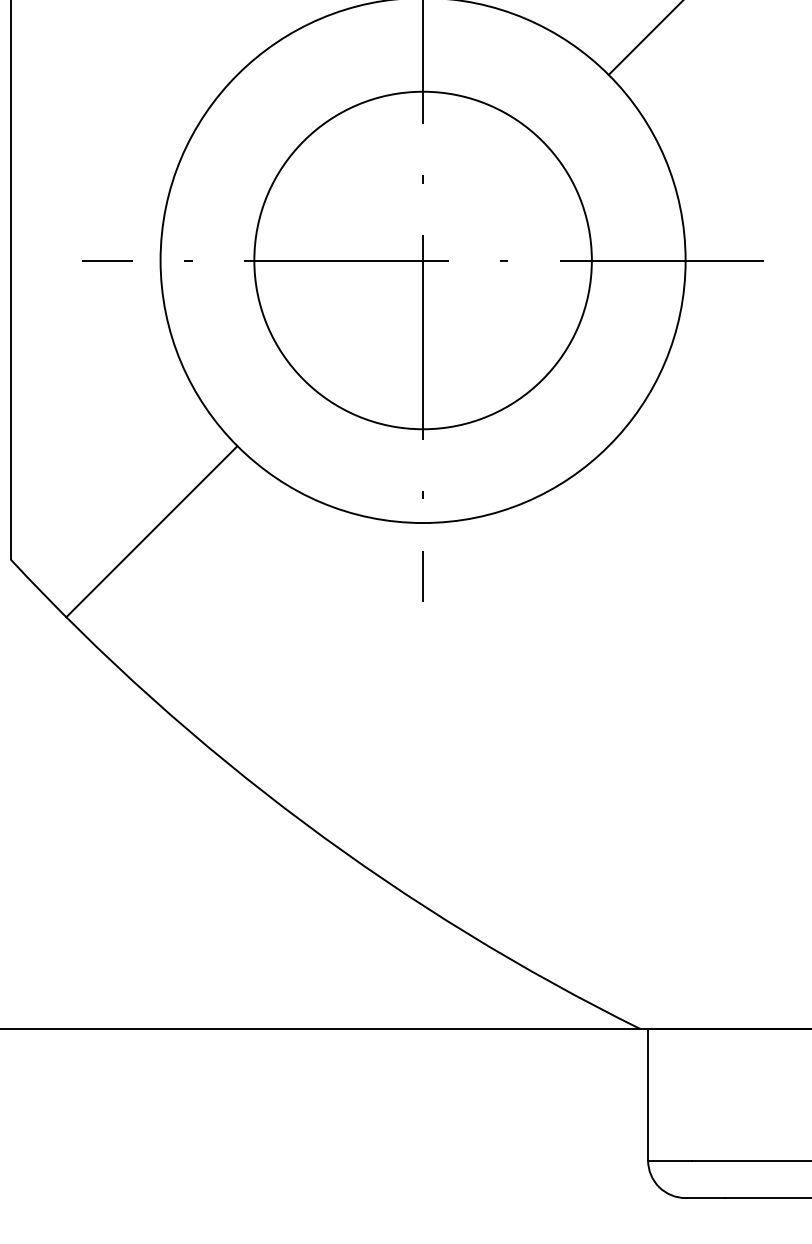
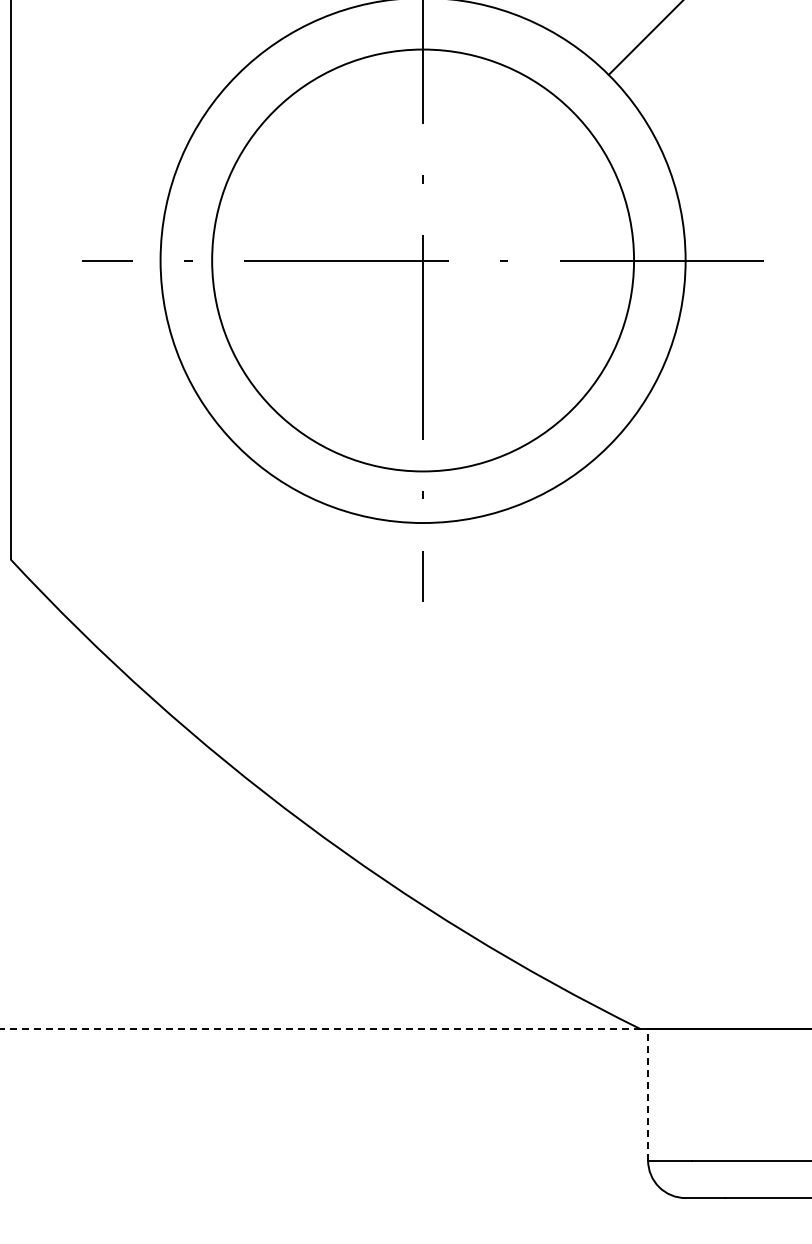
circle diameter: 338 px -> 422 px (423, 260)
line: present -> none (151, 531)
line: solid -> dashed (320, 1029)
line: solid -> dashed (648, 1094)
